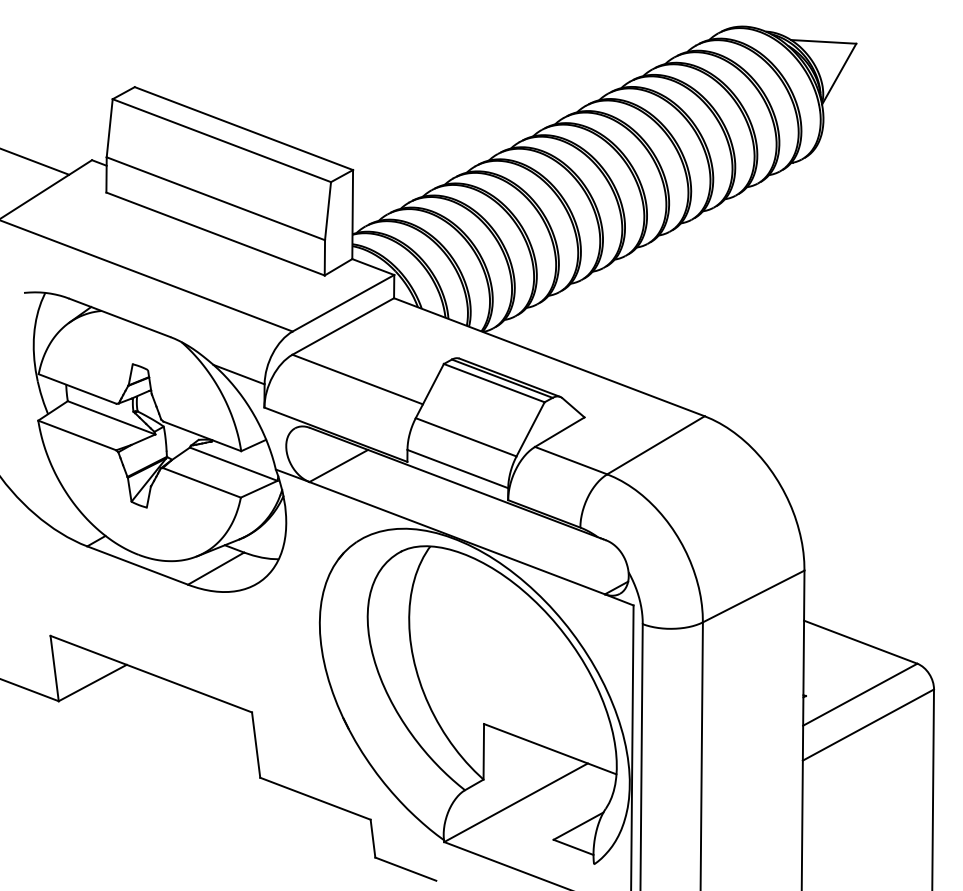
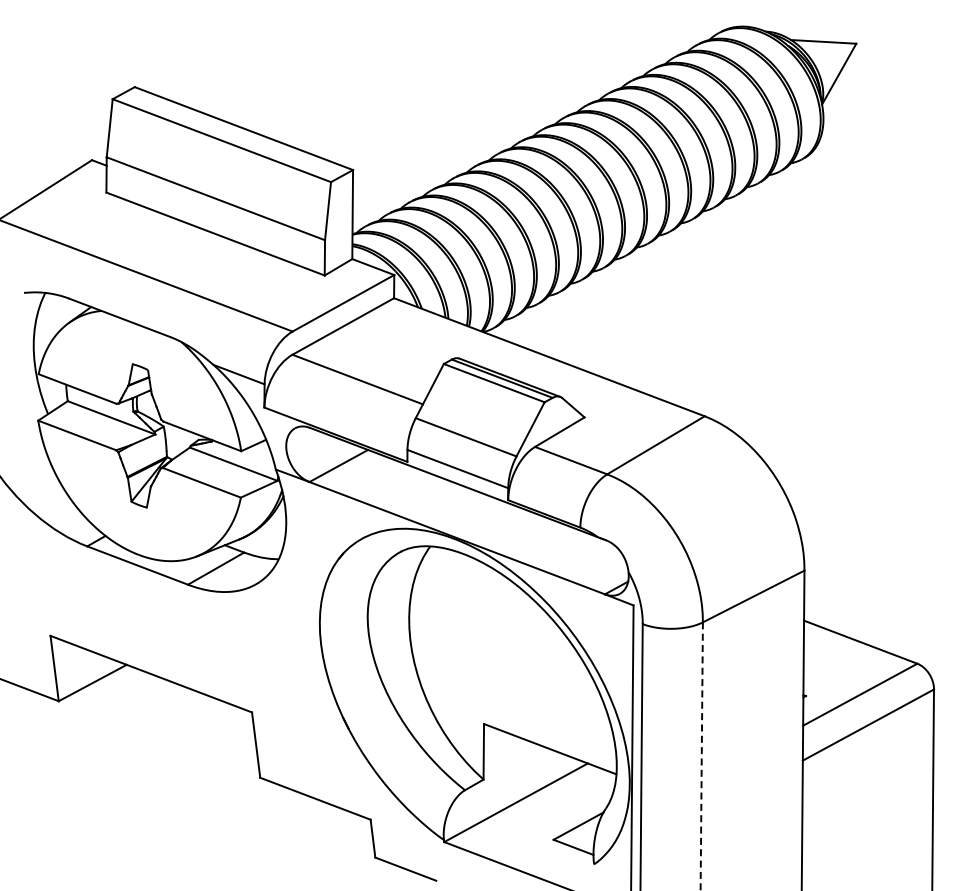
line: present -> none (35, 161)
line: solid -> dashed (701, 756)
